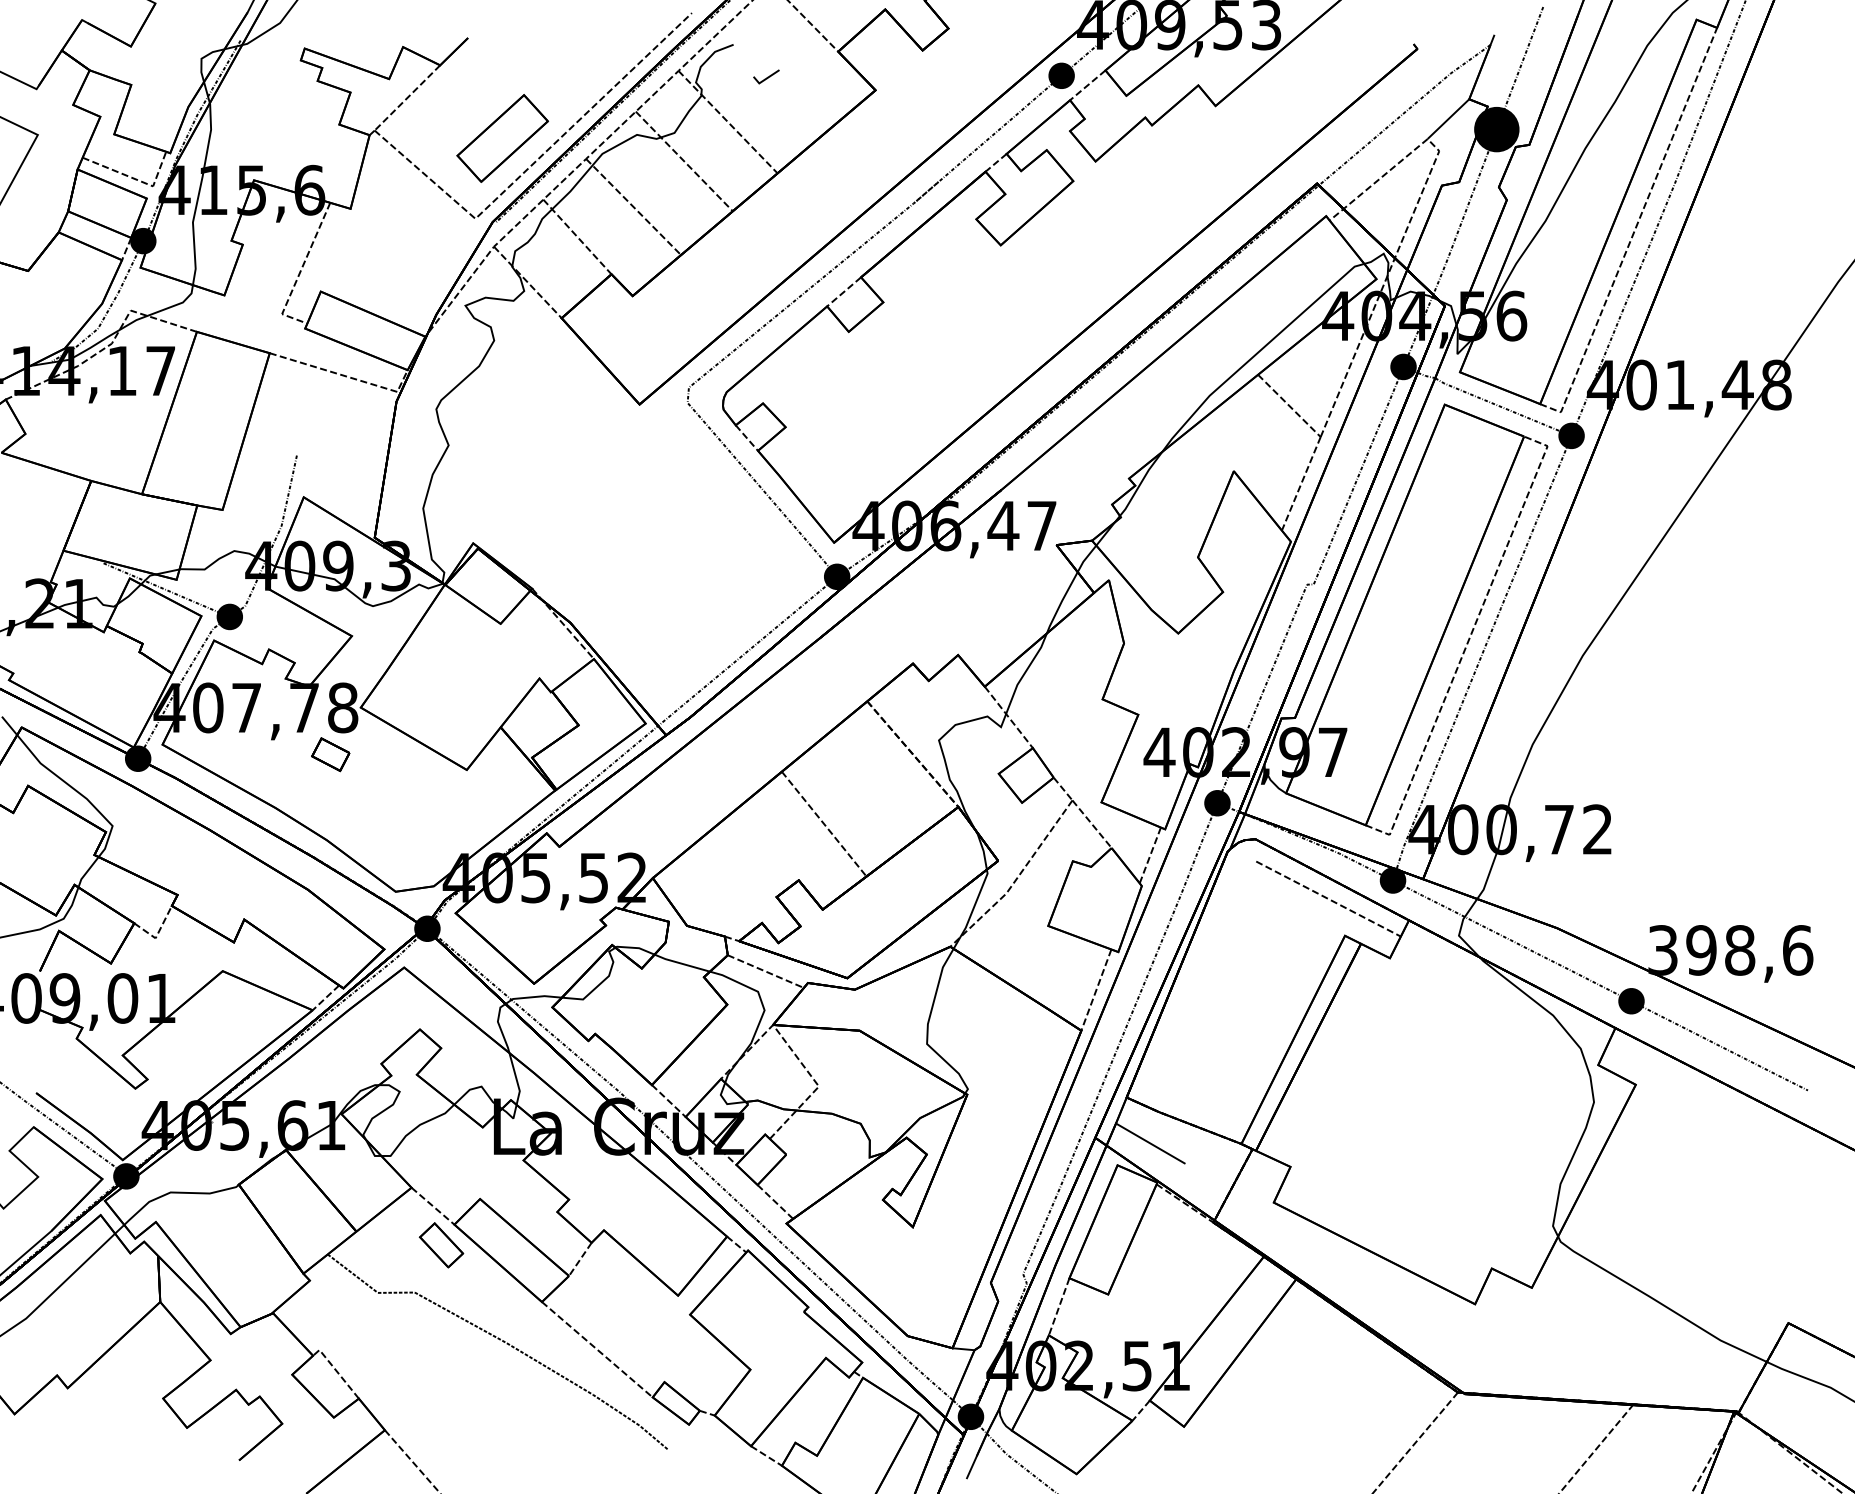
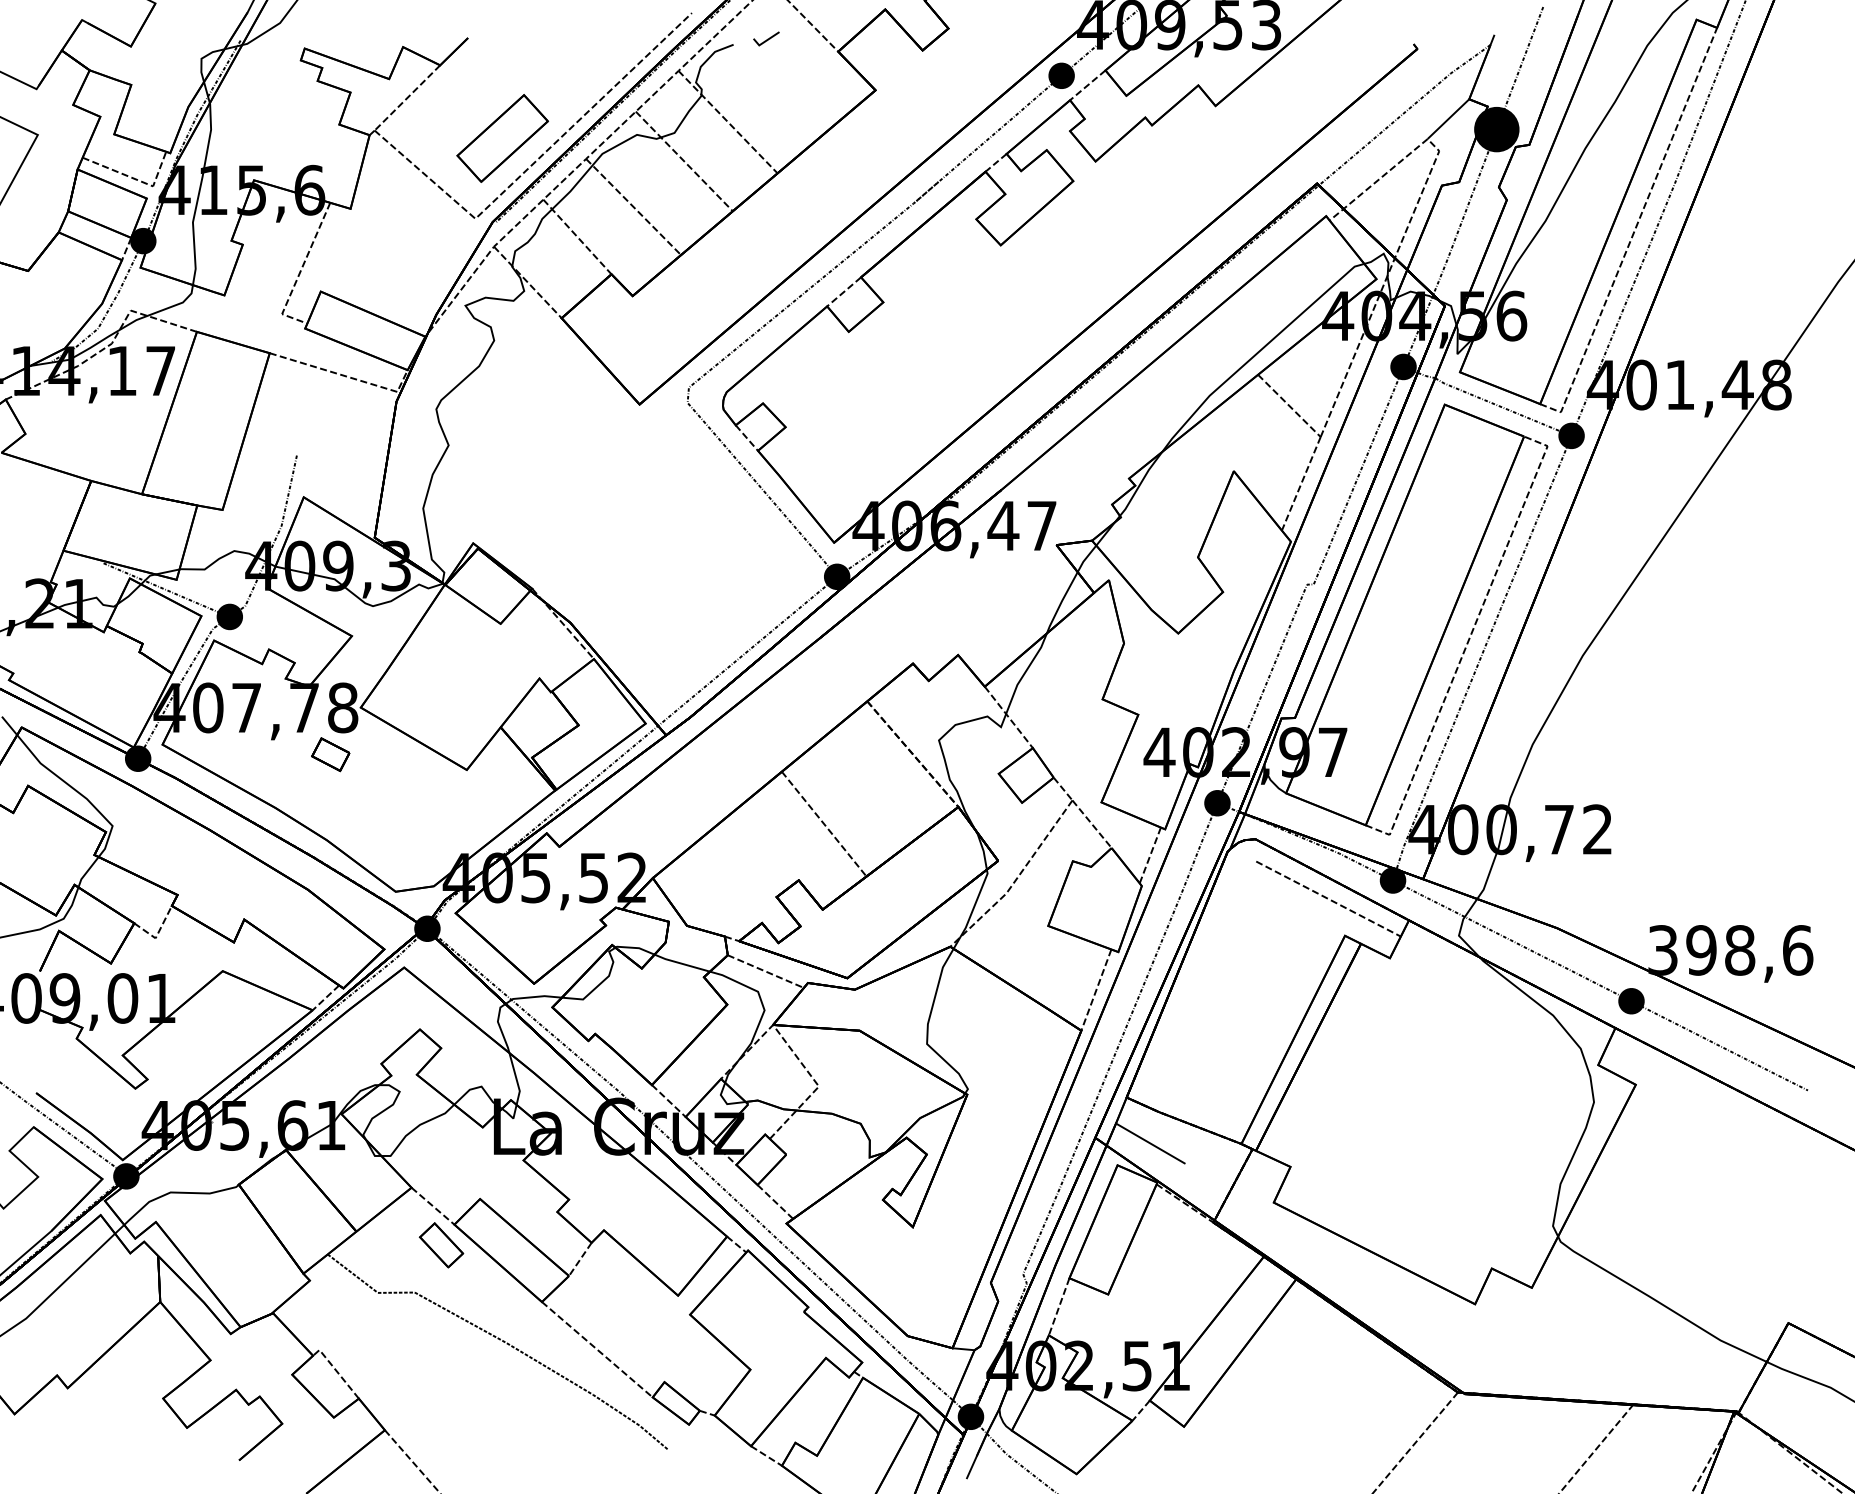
line position: (767, 76) -> (767, 38) (767, 38)
